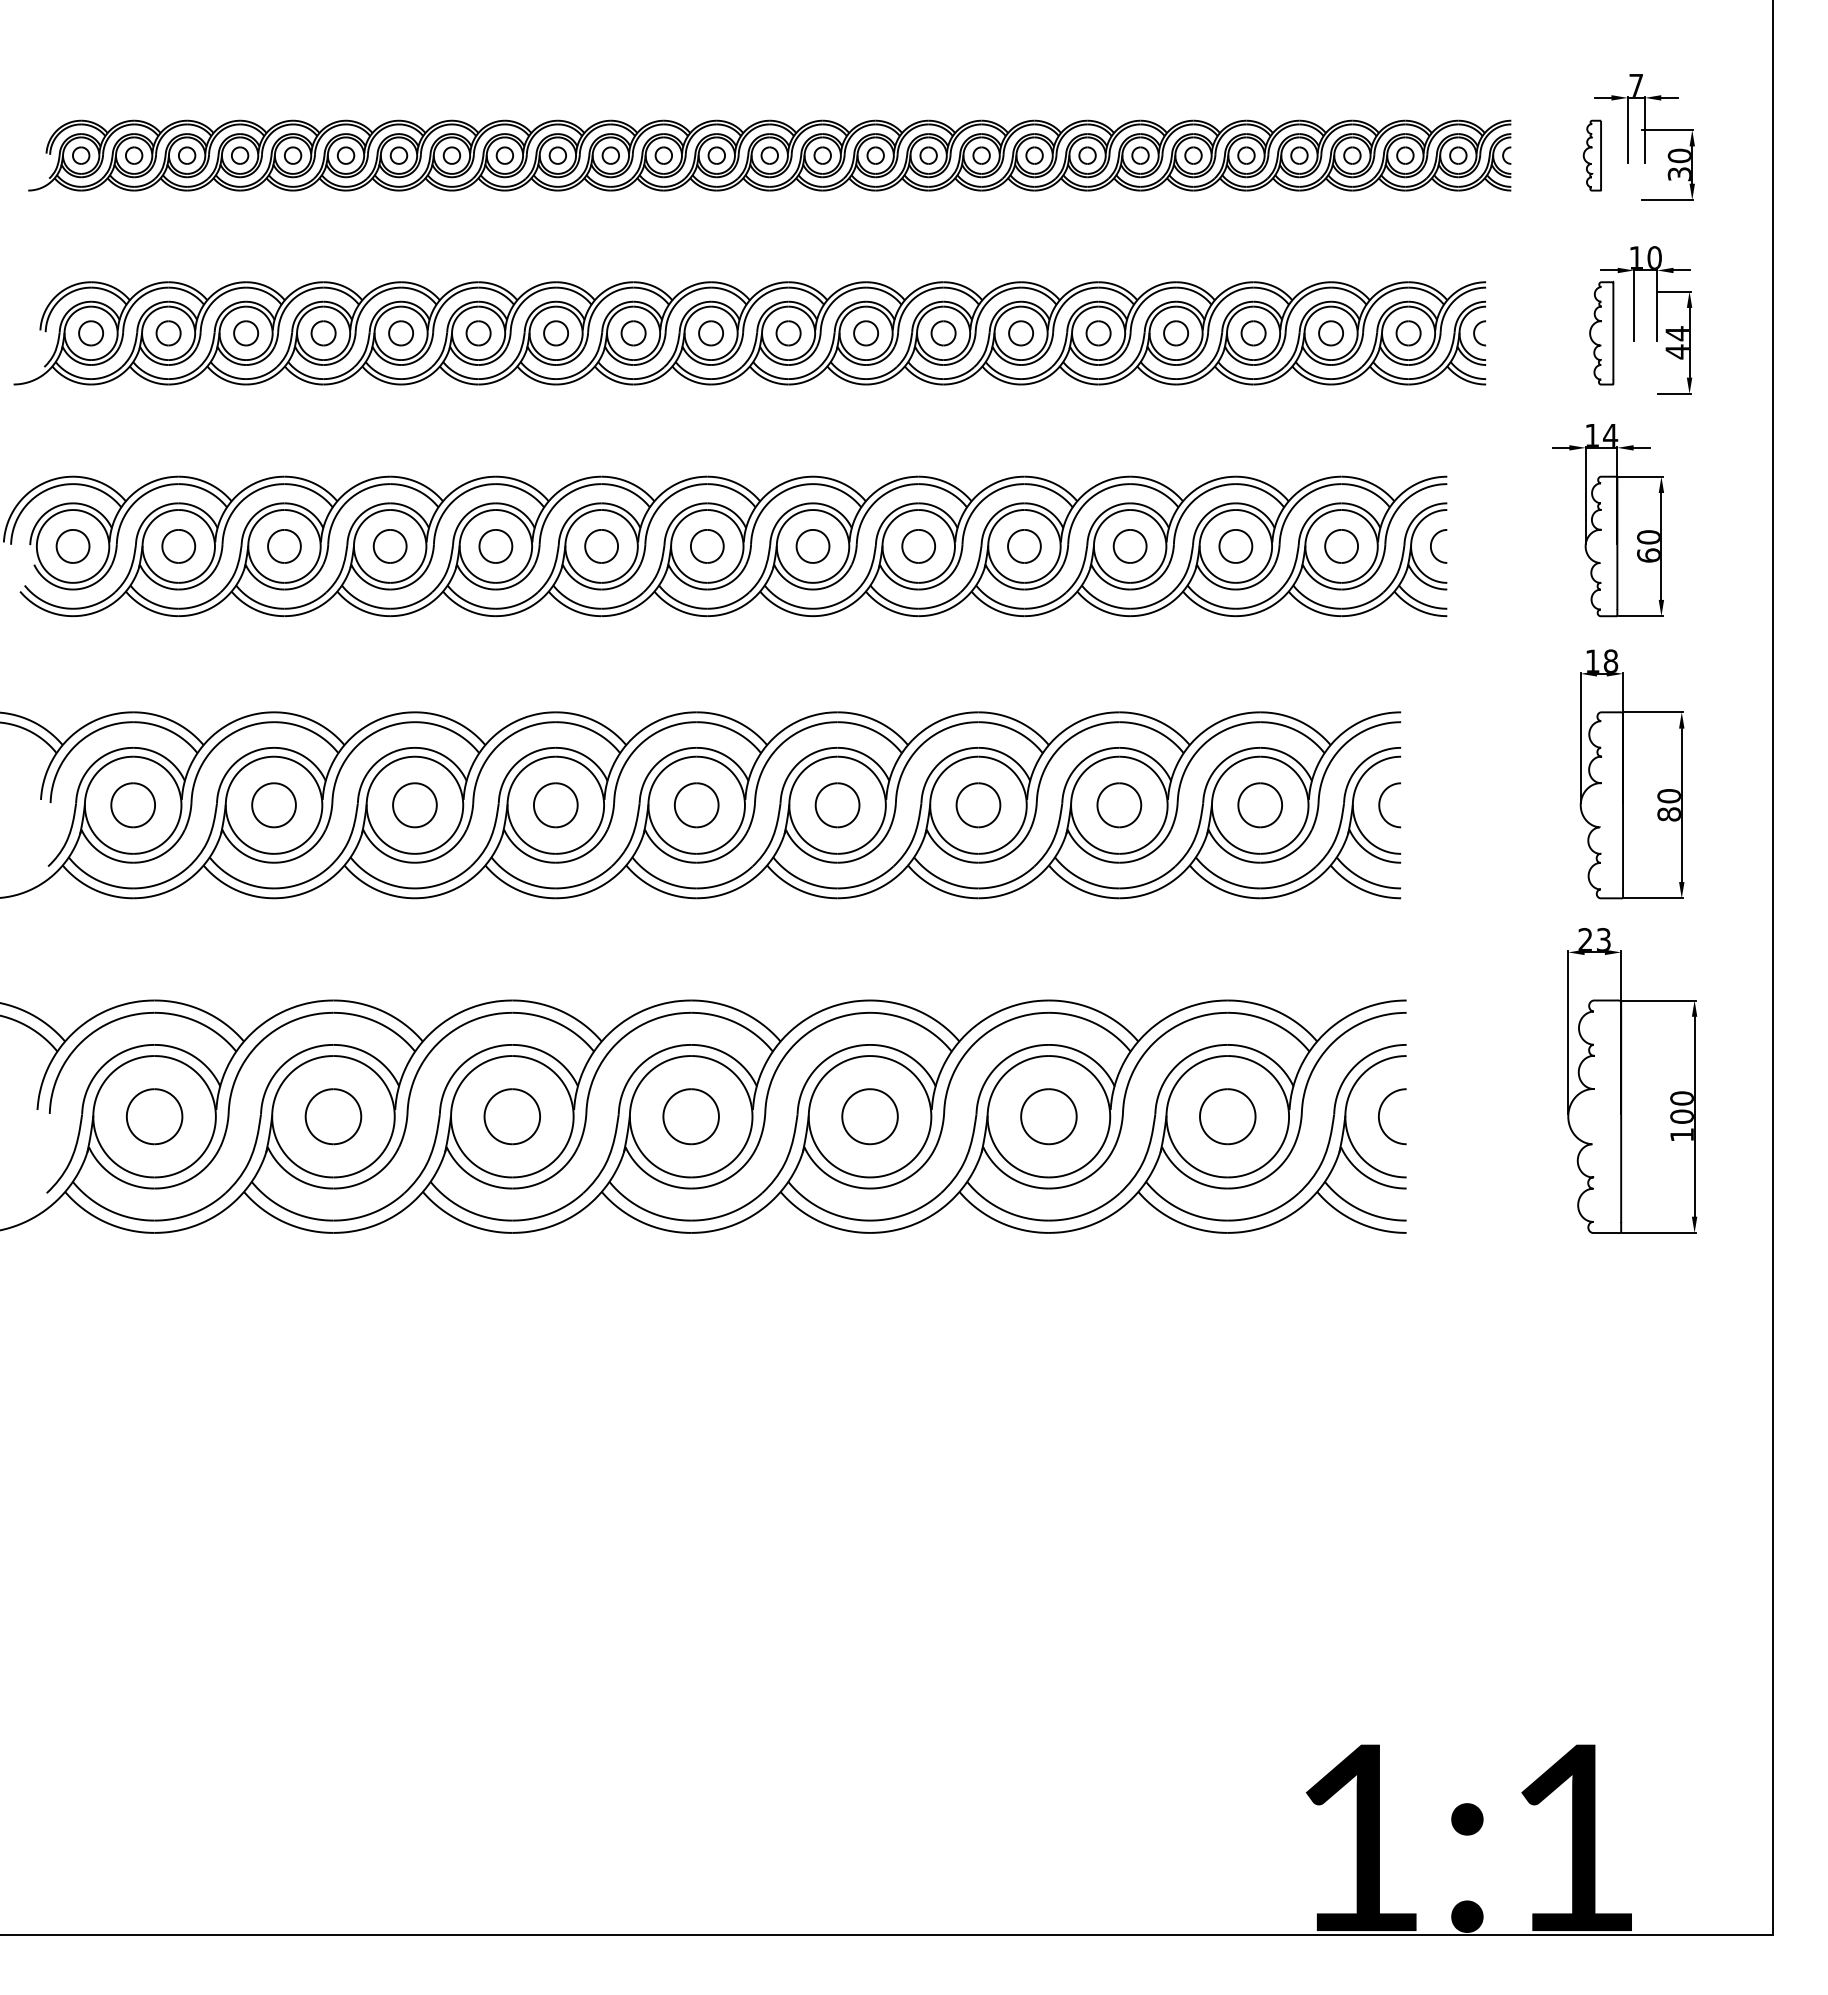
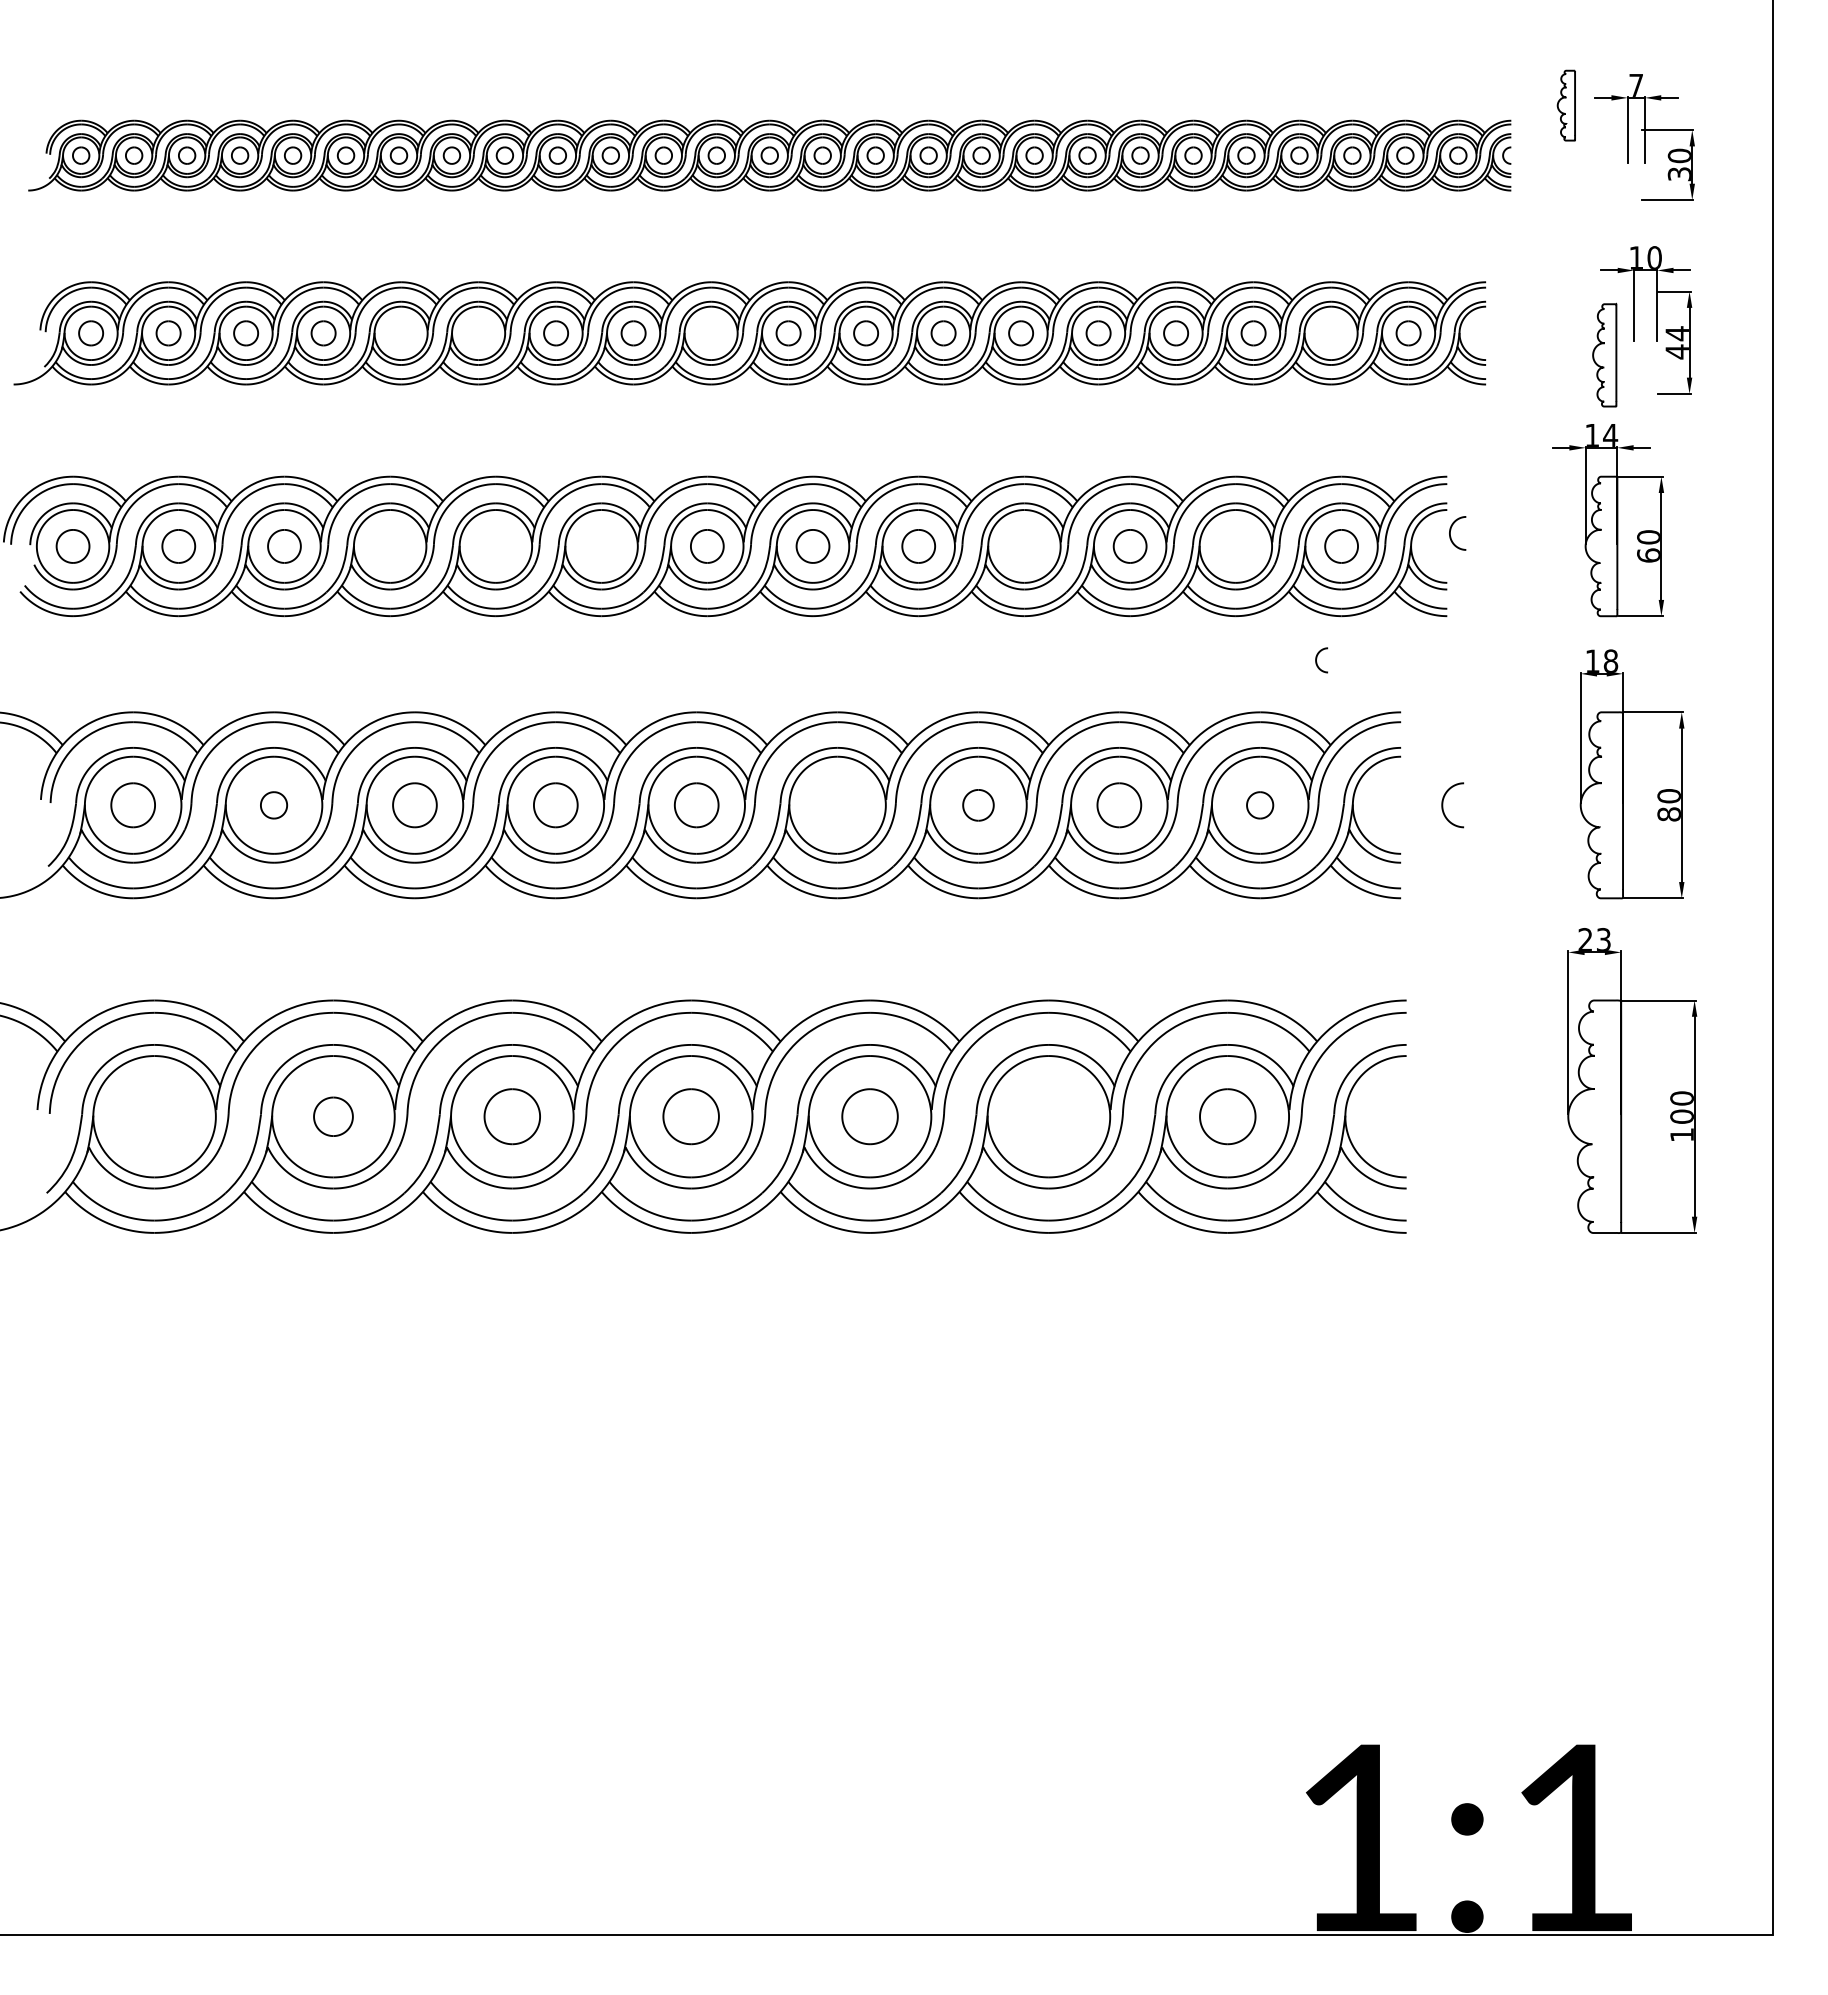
part position: (1591, 155) -> (1565, 105) (1565, 105)
curve position: (1475, 331) -> (1317, 658) (1317, 658)
part position: (1601, 332) -> (1604, 354) (1604, 354)
part: present -> none (401, 333)
part: present -> none (478, 333)
part: present -> none (710, 333)
part: present -> none (1330, 333)
curve position: (1432, 543) -> (1451, 530) (1451, 530)
part: present -> none (389, 546)
part: present -> none (495, 546)
part: present -> none (601, 546)
part: present -> none (1024, 546)
part: present -> none (1235, 546)
part size: 46x47 px -> 29x29 px (274, 805)
part: present -> none (837, 805)
part size: 47x47 px -> 33x33 px (978, 805)
part size: 46x47 px -> 29x29 px (1260, 805)
curve position: (1380, 805) -> (1443, 805) (1443, 805)
curve: present -> none (1380, 1112)
part: present -> none (154, 1116)
part size: 59x58 px -> 41x41 px (333, 1116)
part: present -> none (1048, 1116)
